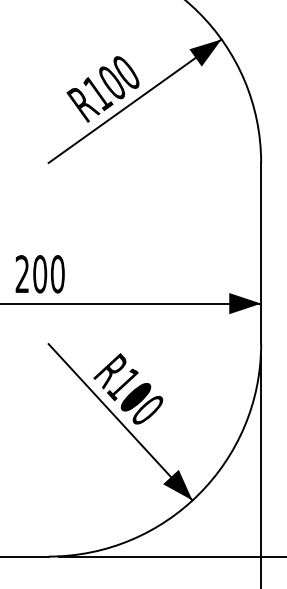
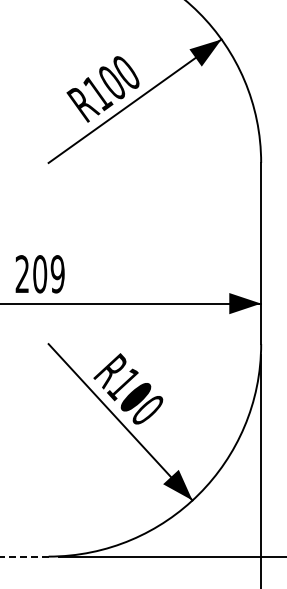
text: 200 -> 209 (57, 274)
line: solid -> dashed (24, 556)
